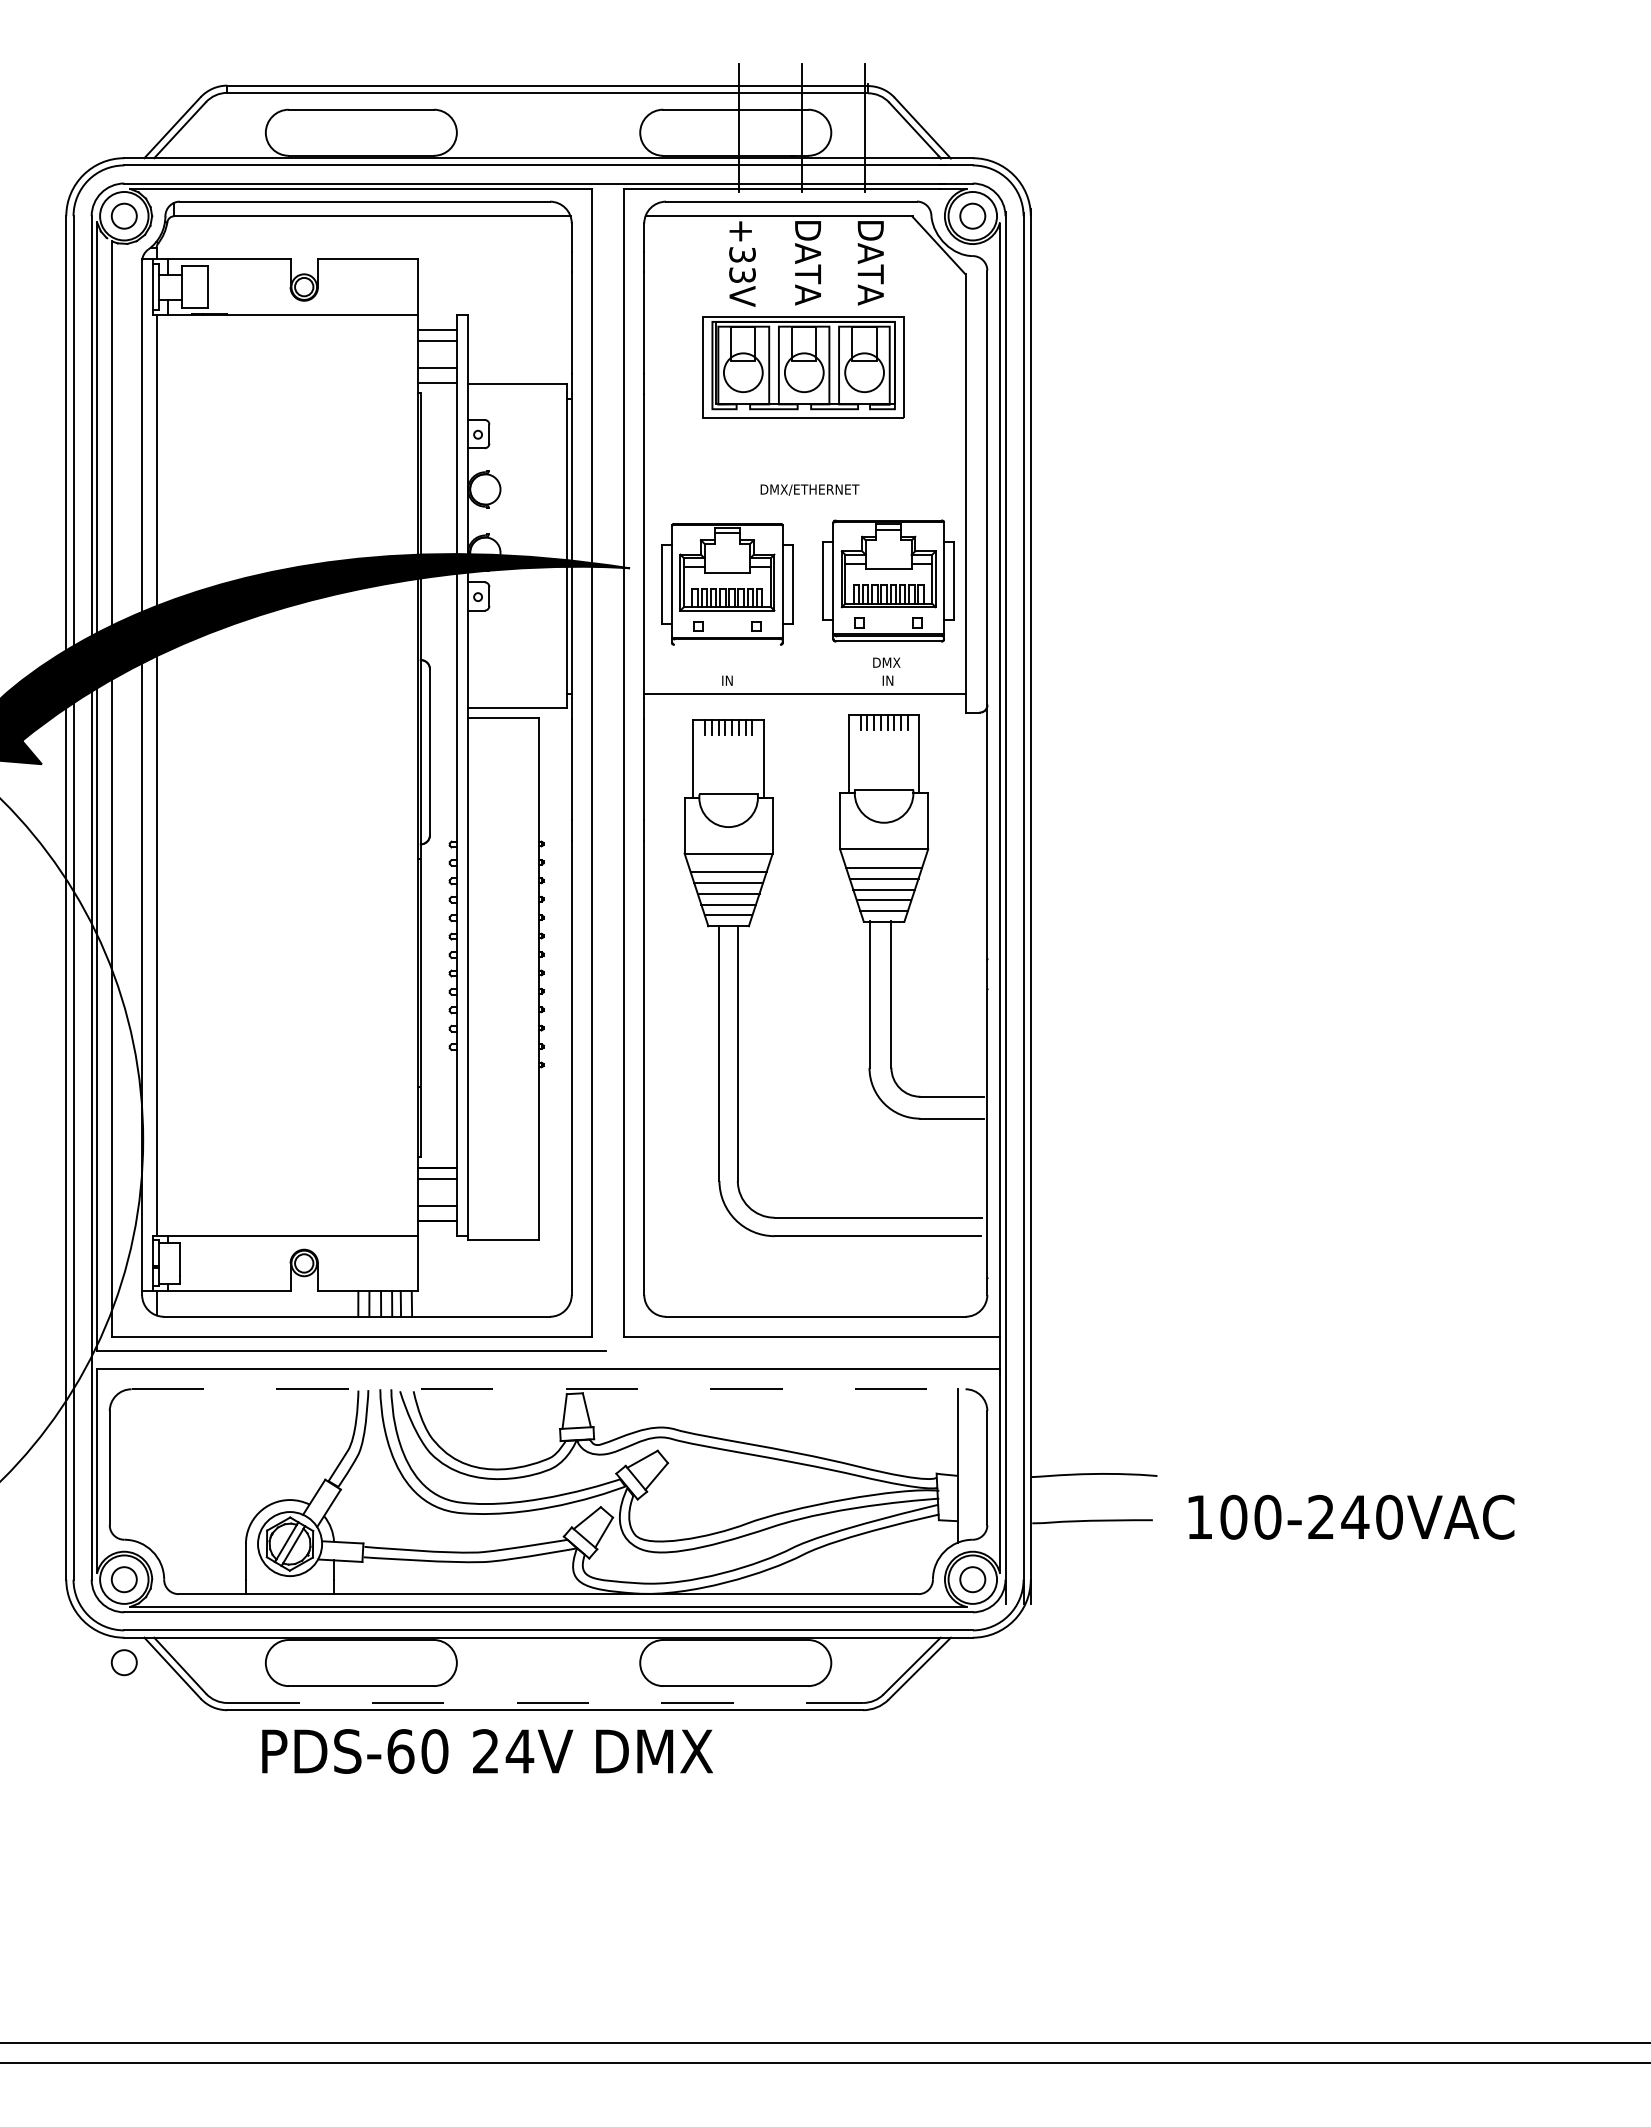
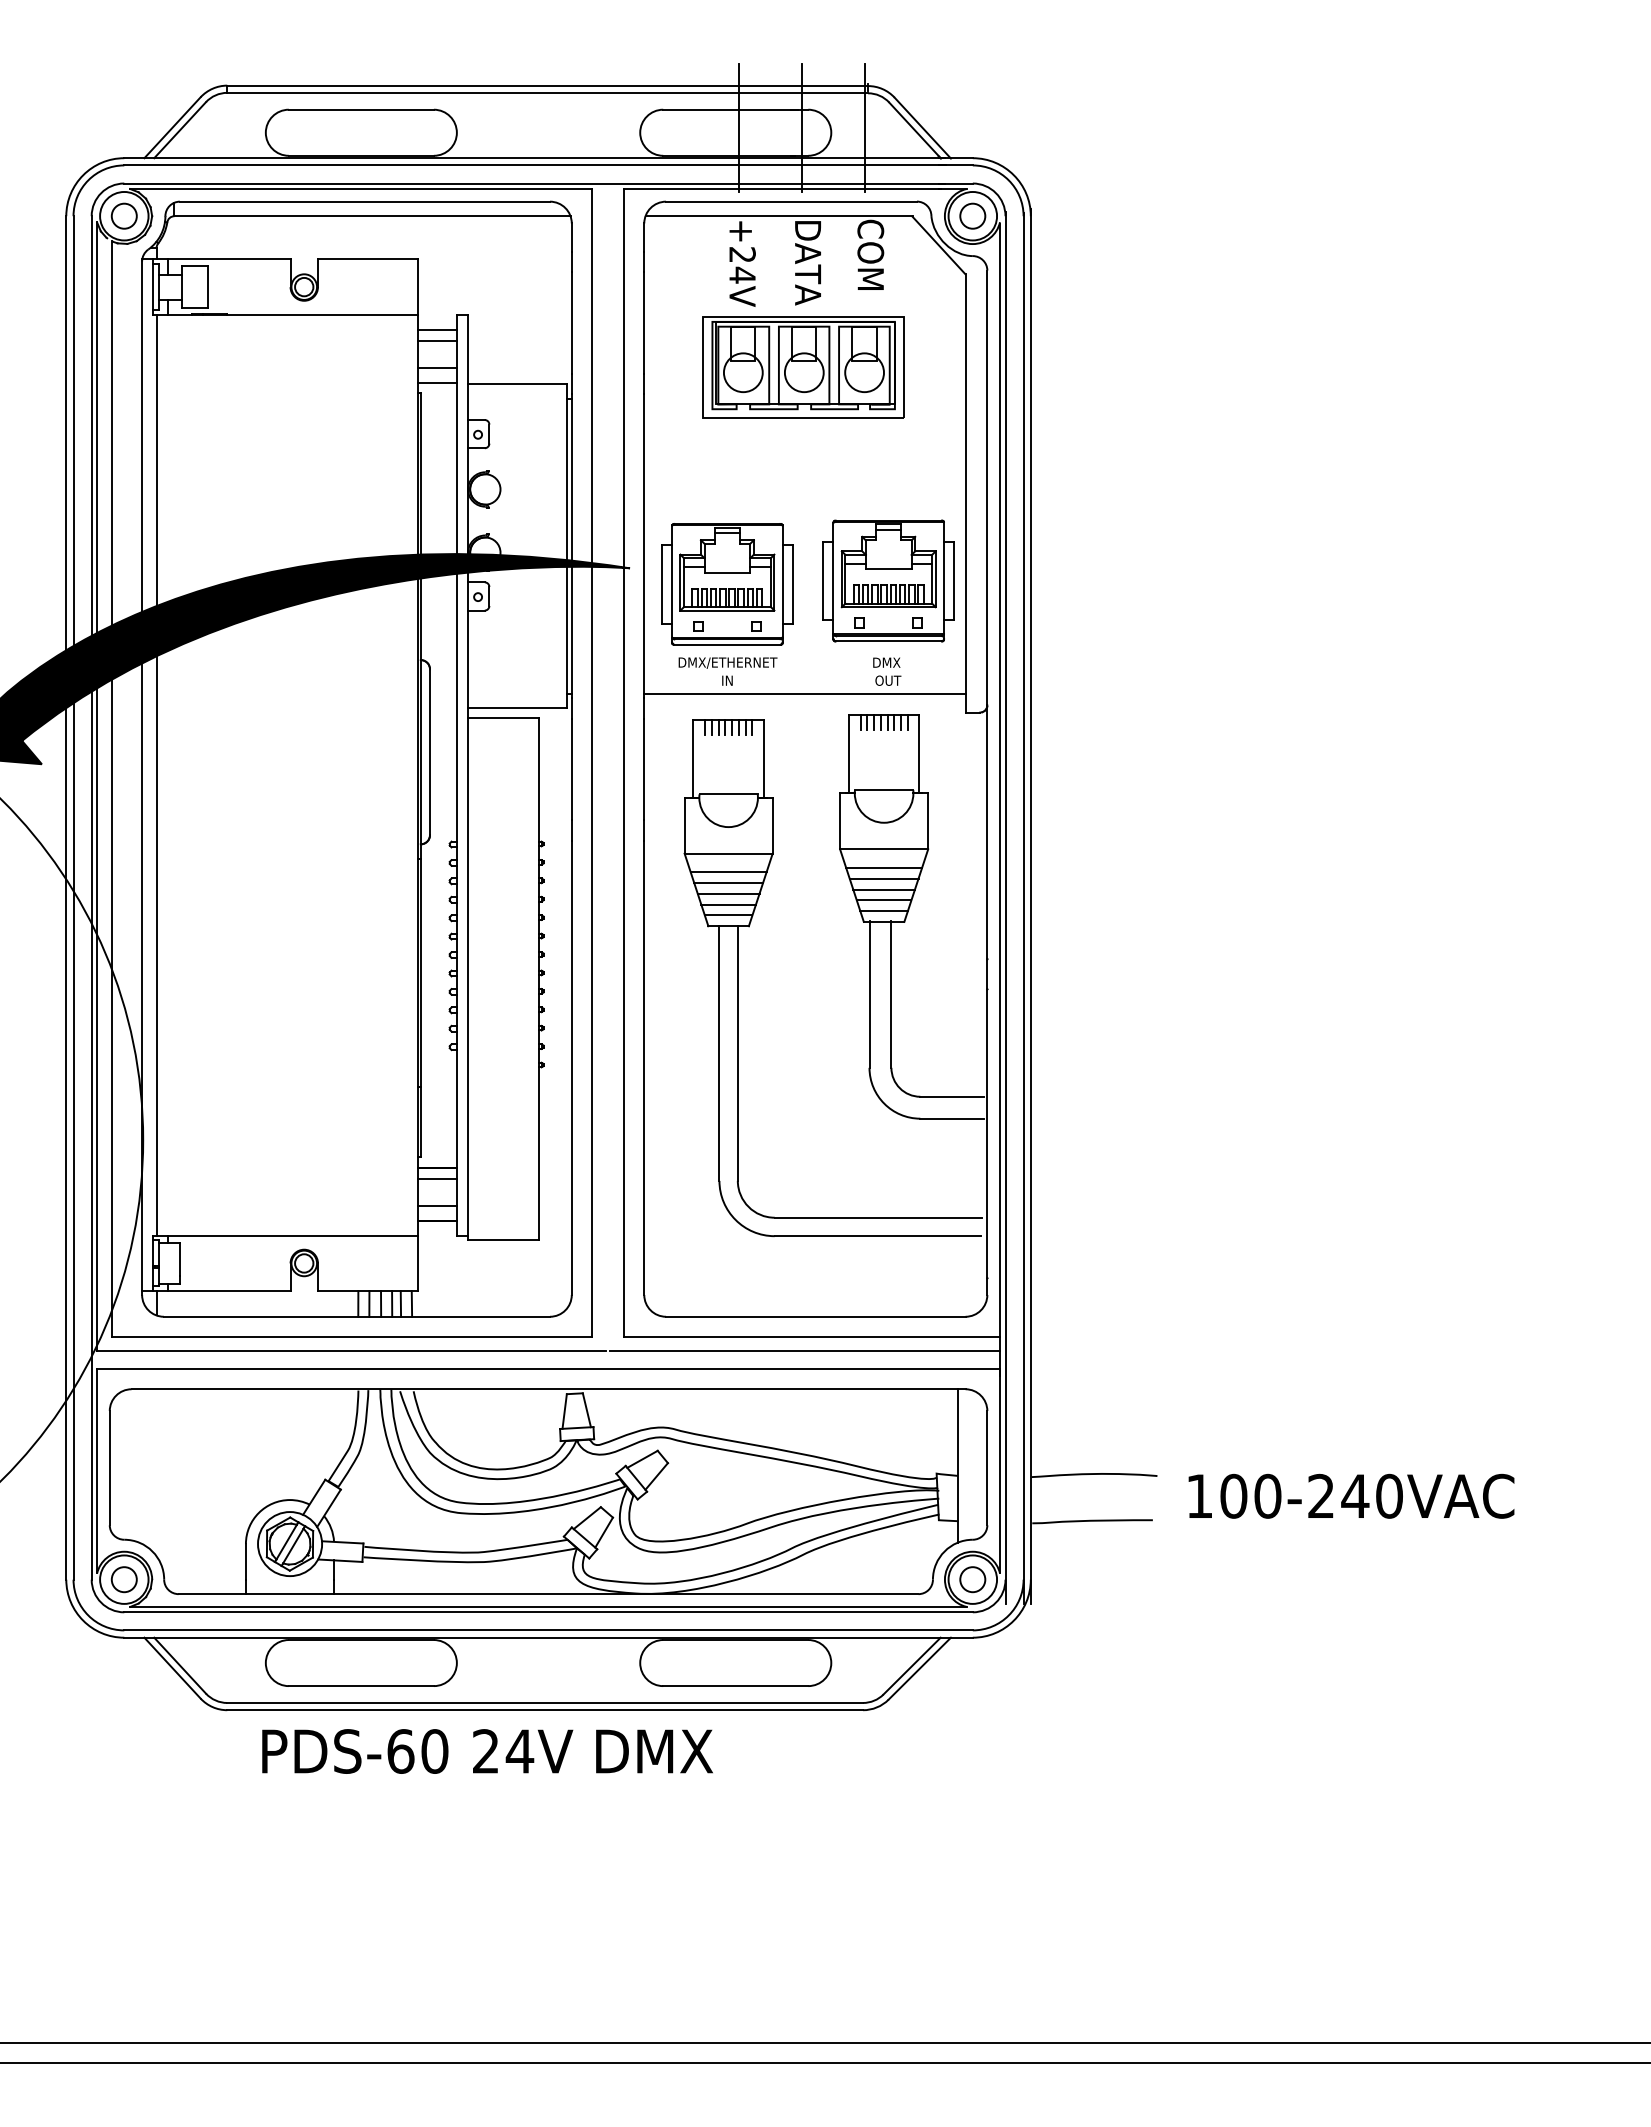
text: DATA -> COM (870, 262)
text: +33V -> +24V (742, 265)
text position: (809, 489) -> (727, 662) (727, 662)
line: none -> present (727, 644)
text: IN -> OUT (888, 680)
line: none -> present (804, 1351)
line: dashed -> solid (549, 1389)
text position: (1351, 1516) -> (1351, 1495) (1351, 1495)
circle: present -> none (123, 1662)
line: dashed -> solid (545, 1702)
